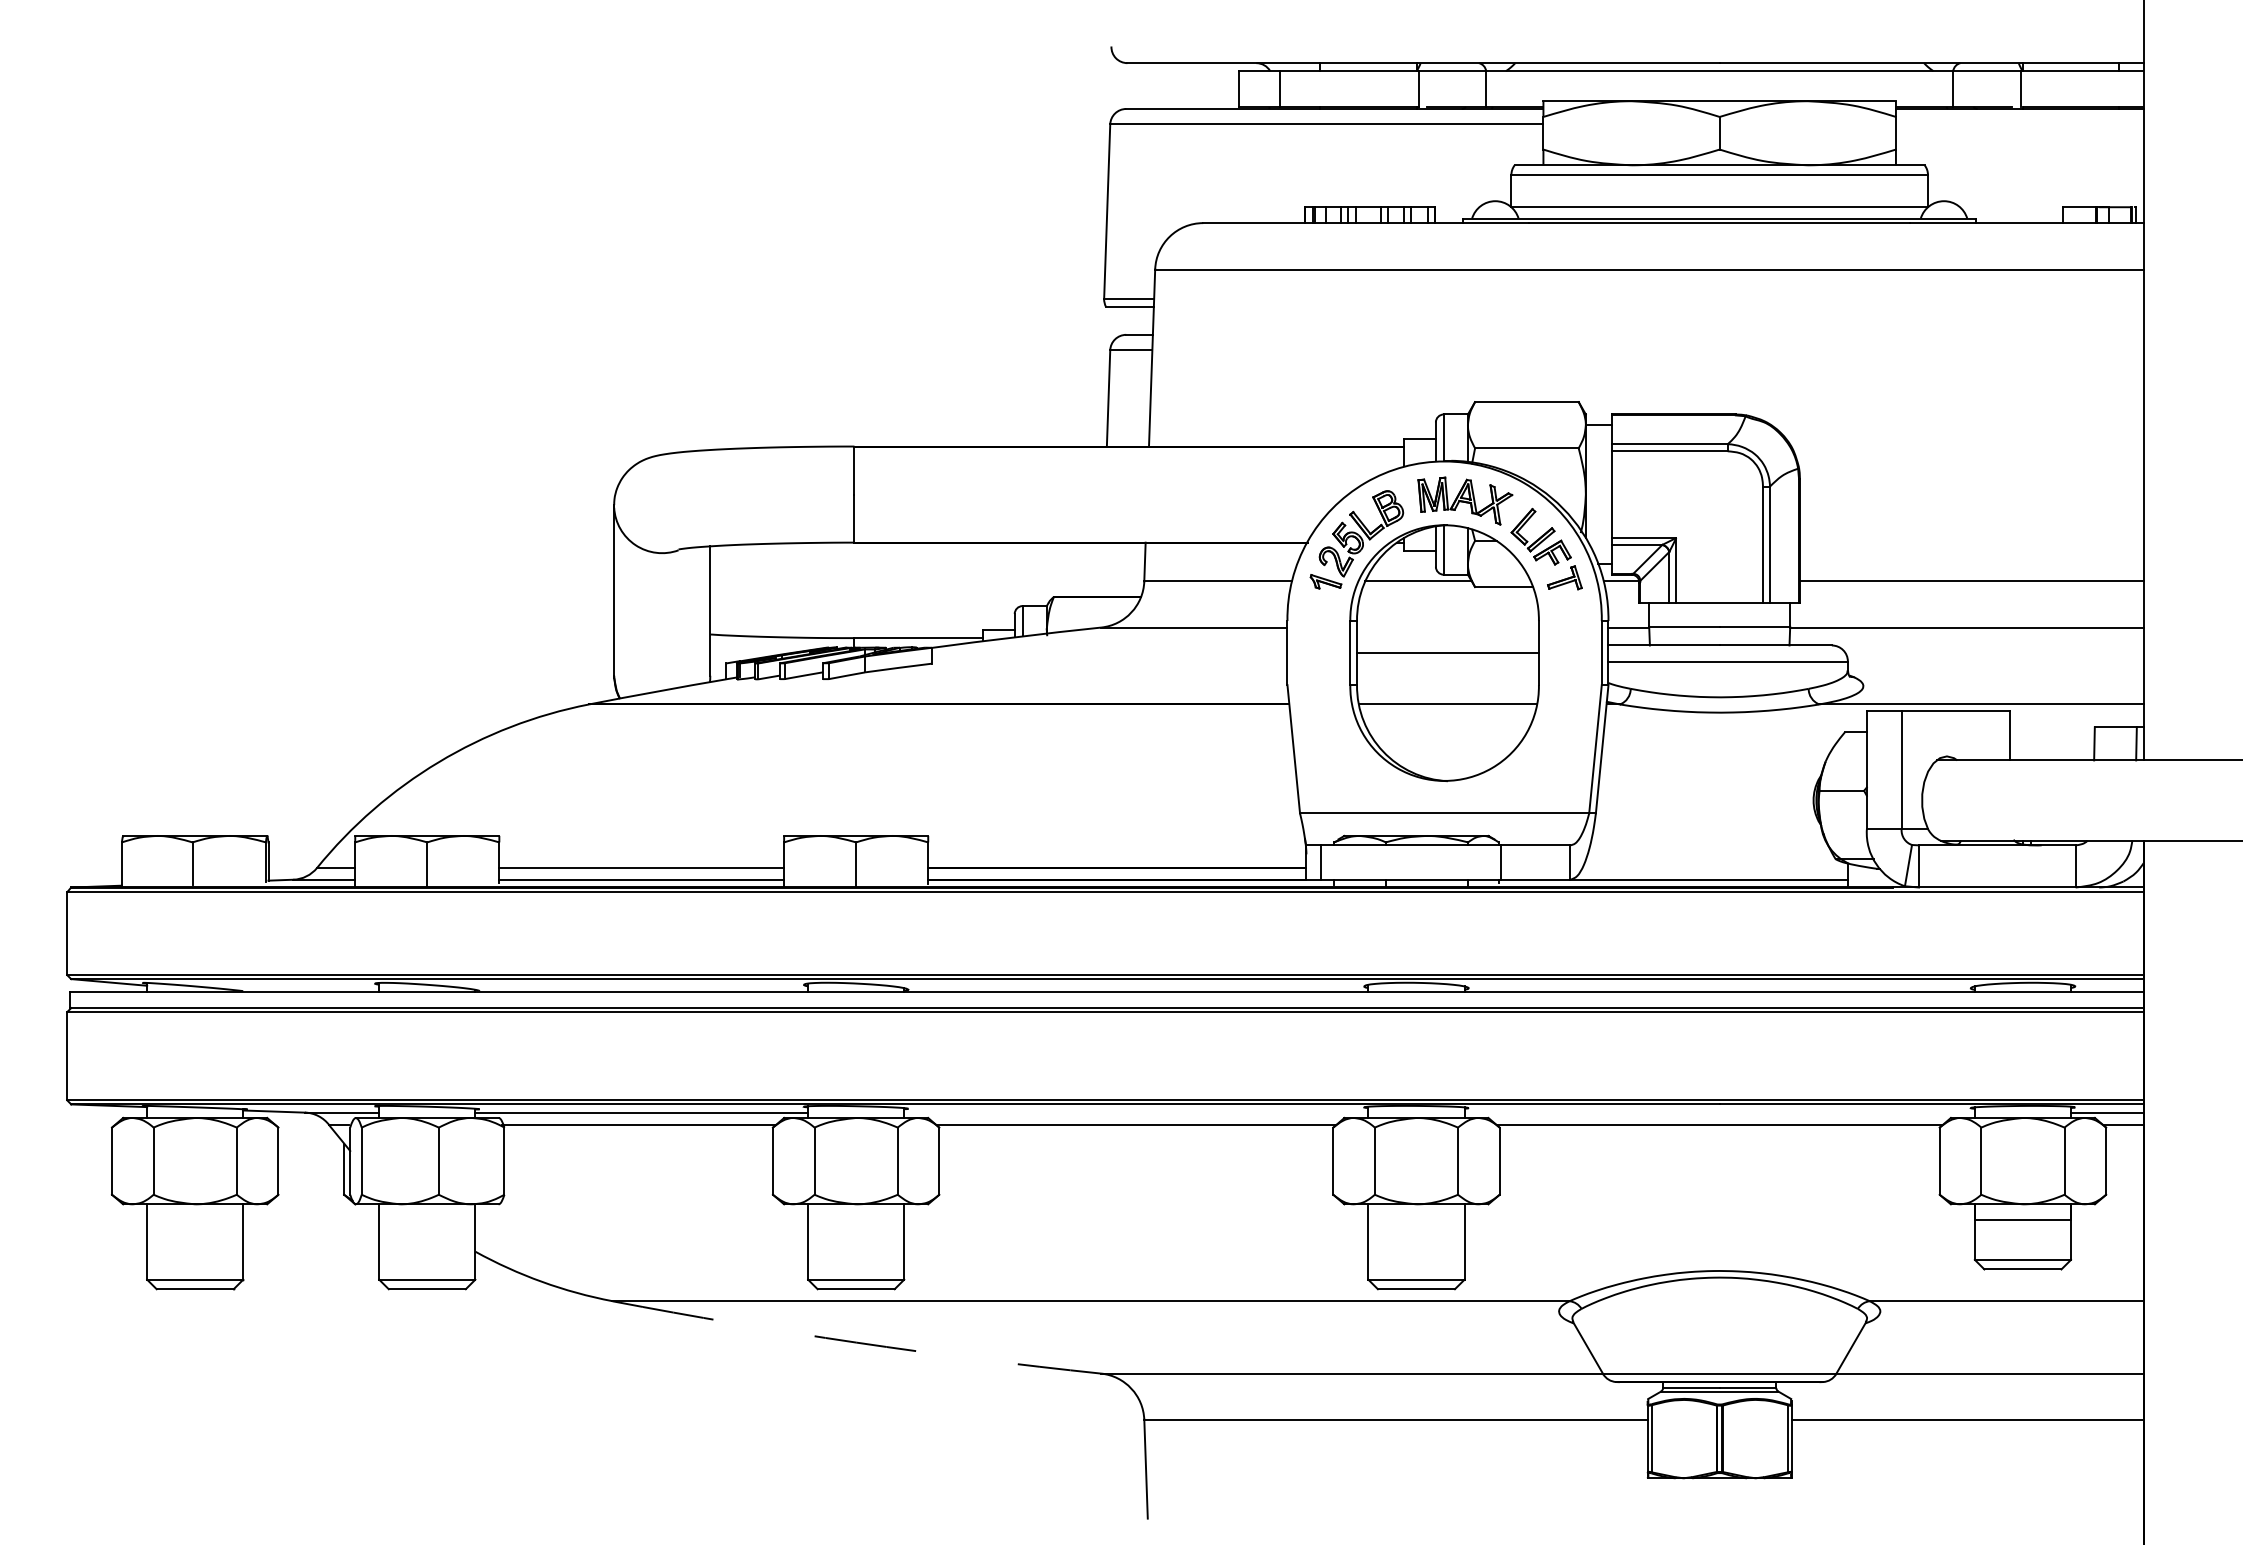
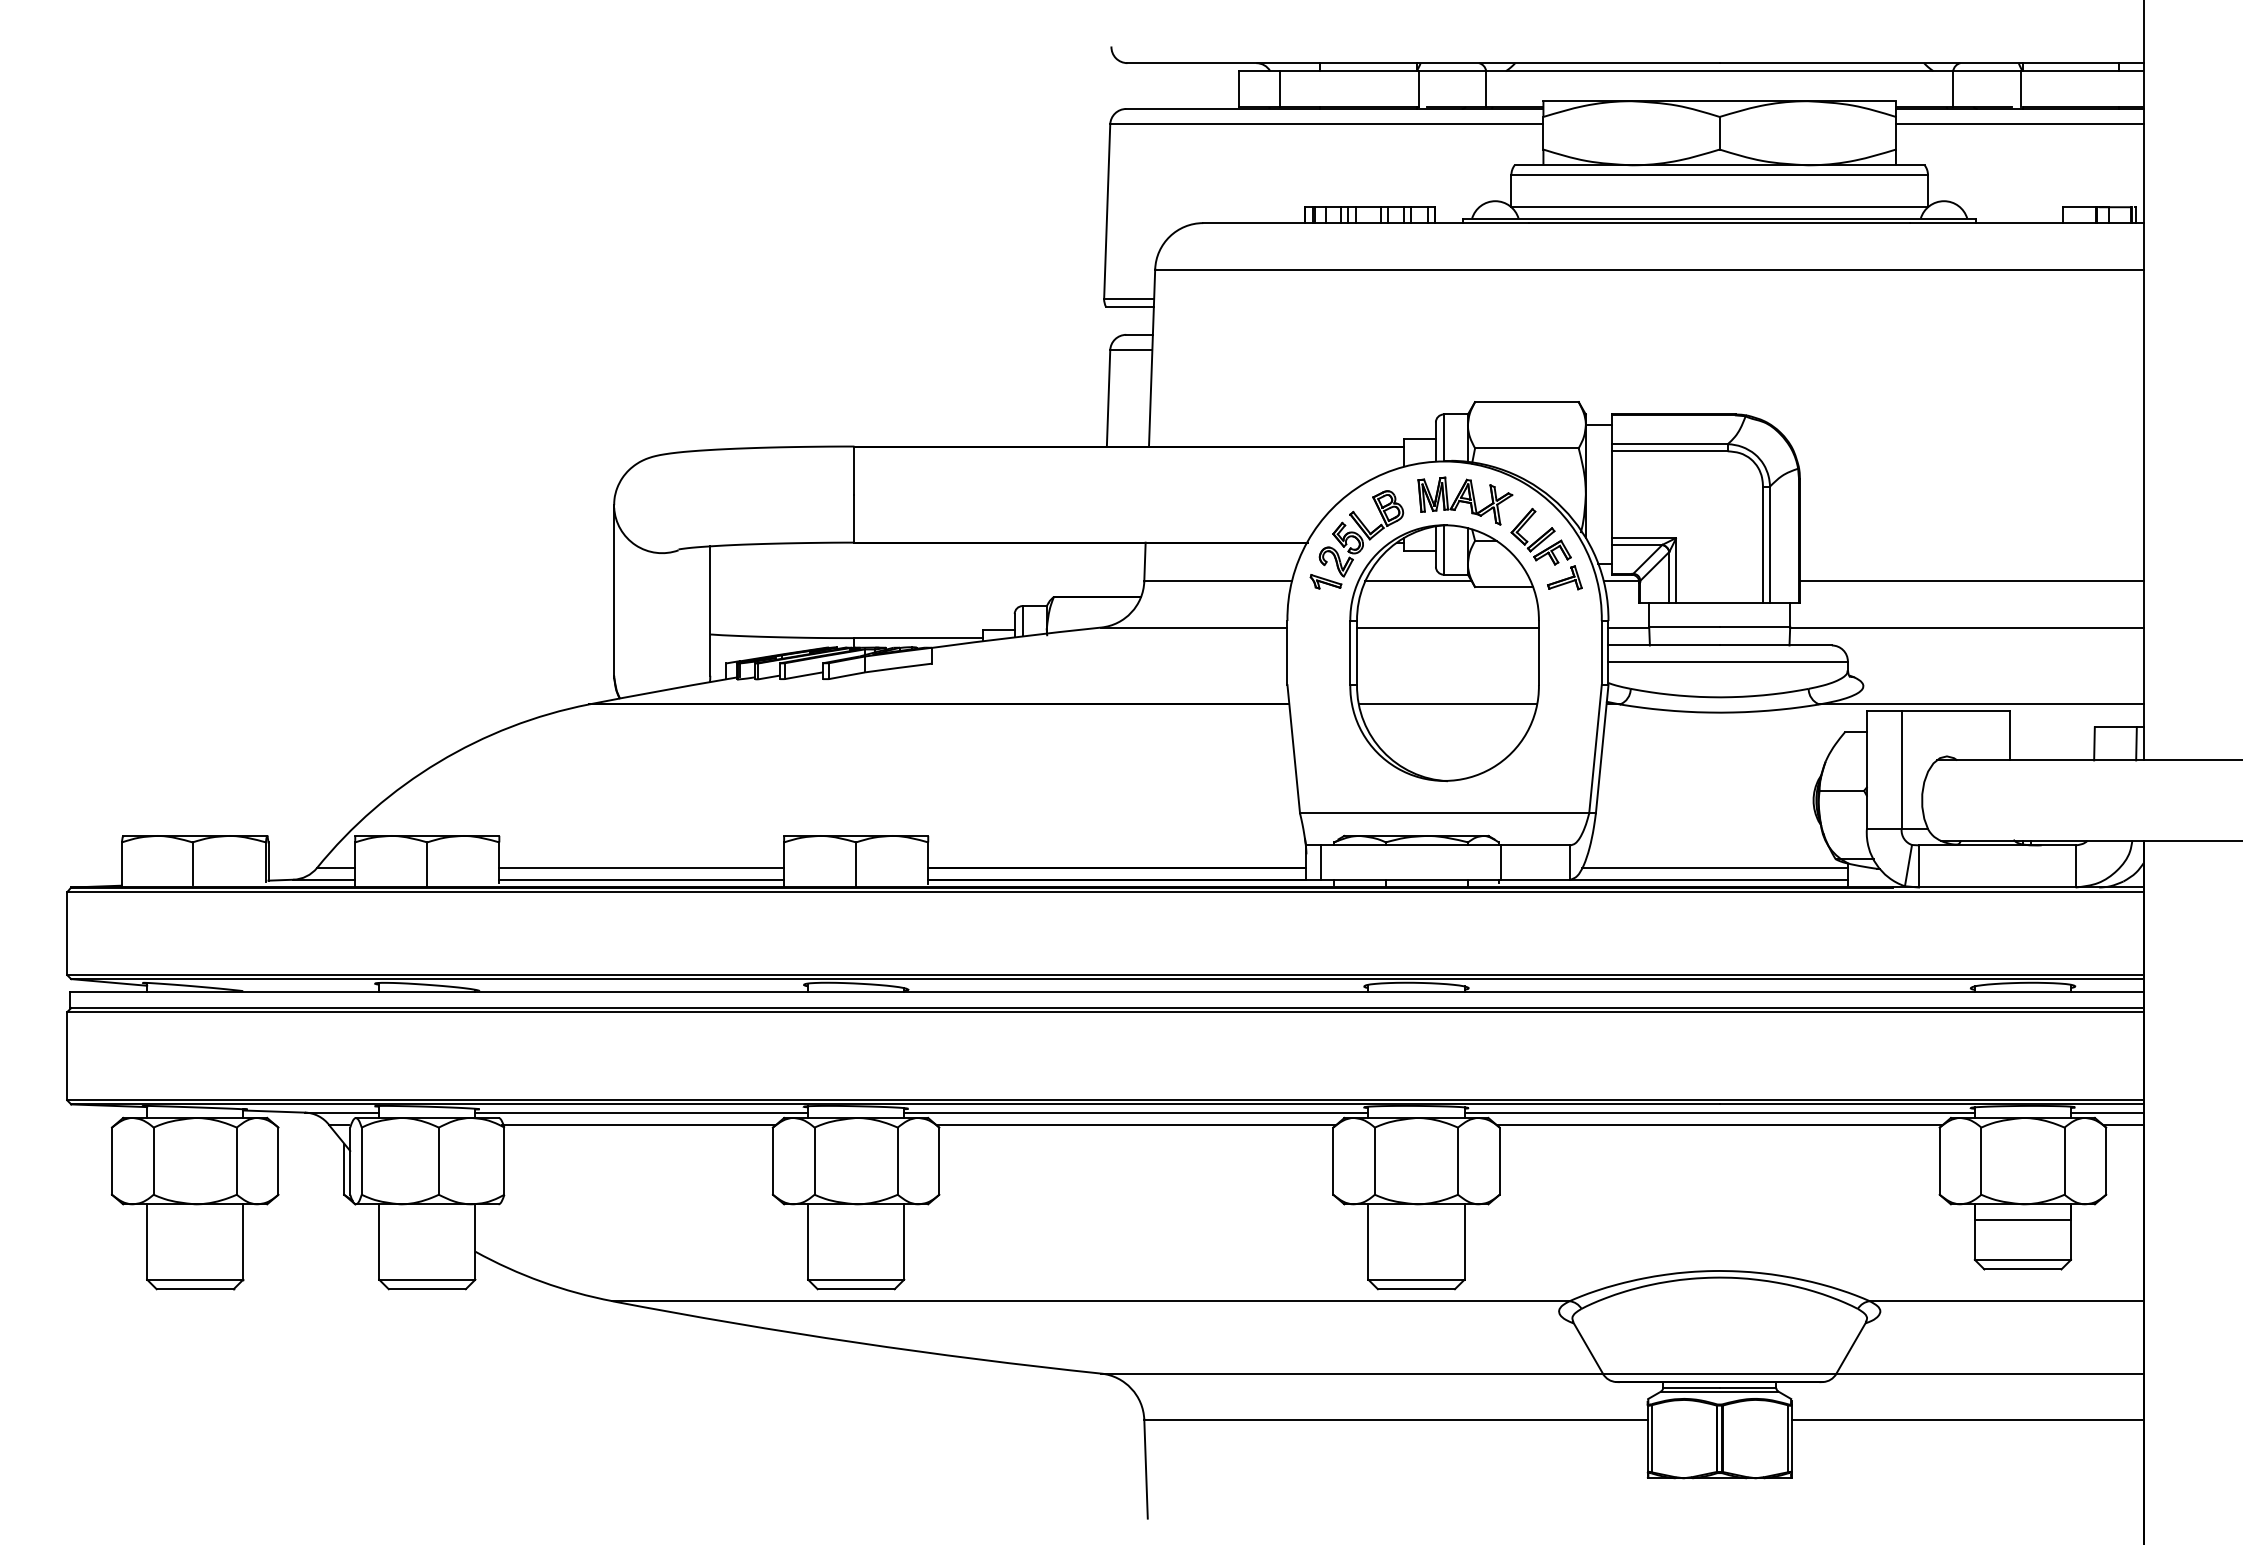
line: none -> present (2019, 124)
line position: (1447, 652) -> (1447, 627) (1447, 627)
line: none -> present (1715, 867)
line: none -> present (1136, 1112)
line: none -> present (1719, 1112)
arc: dashed -> solid (856, 1342)
